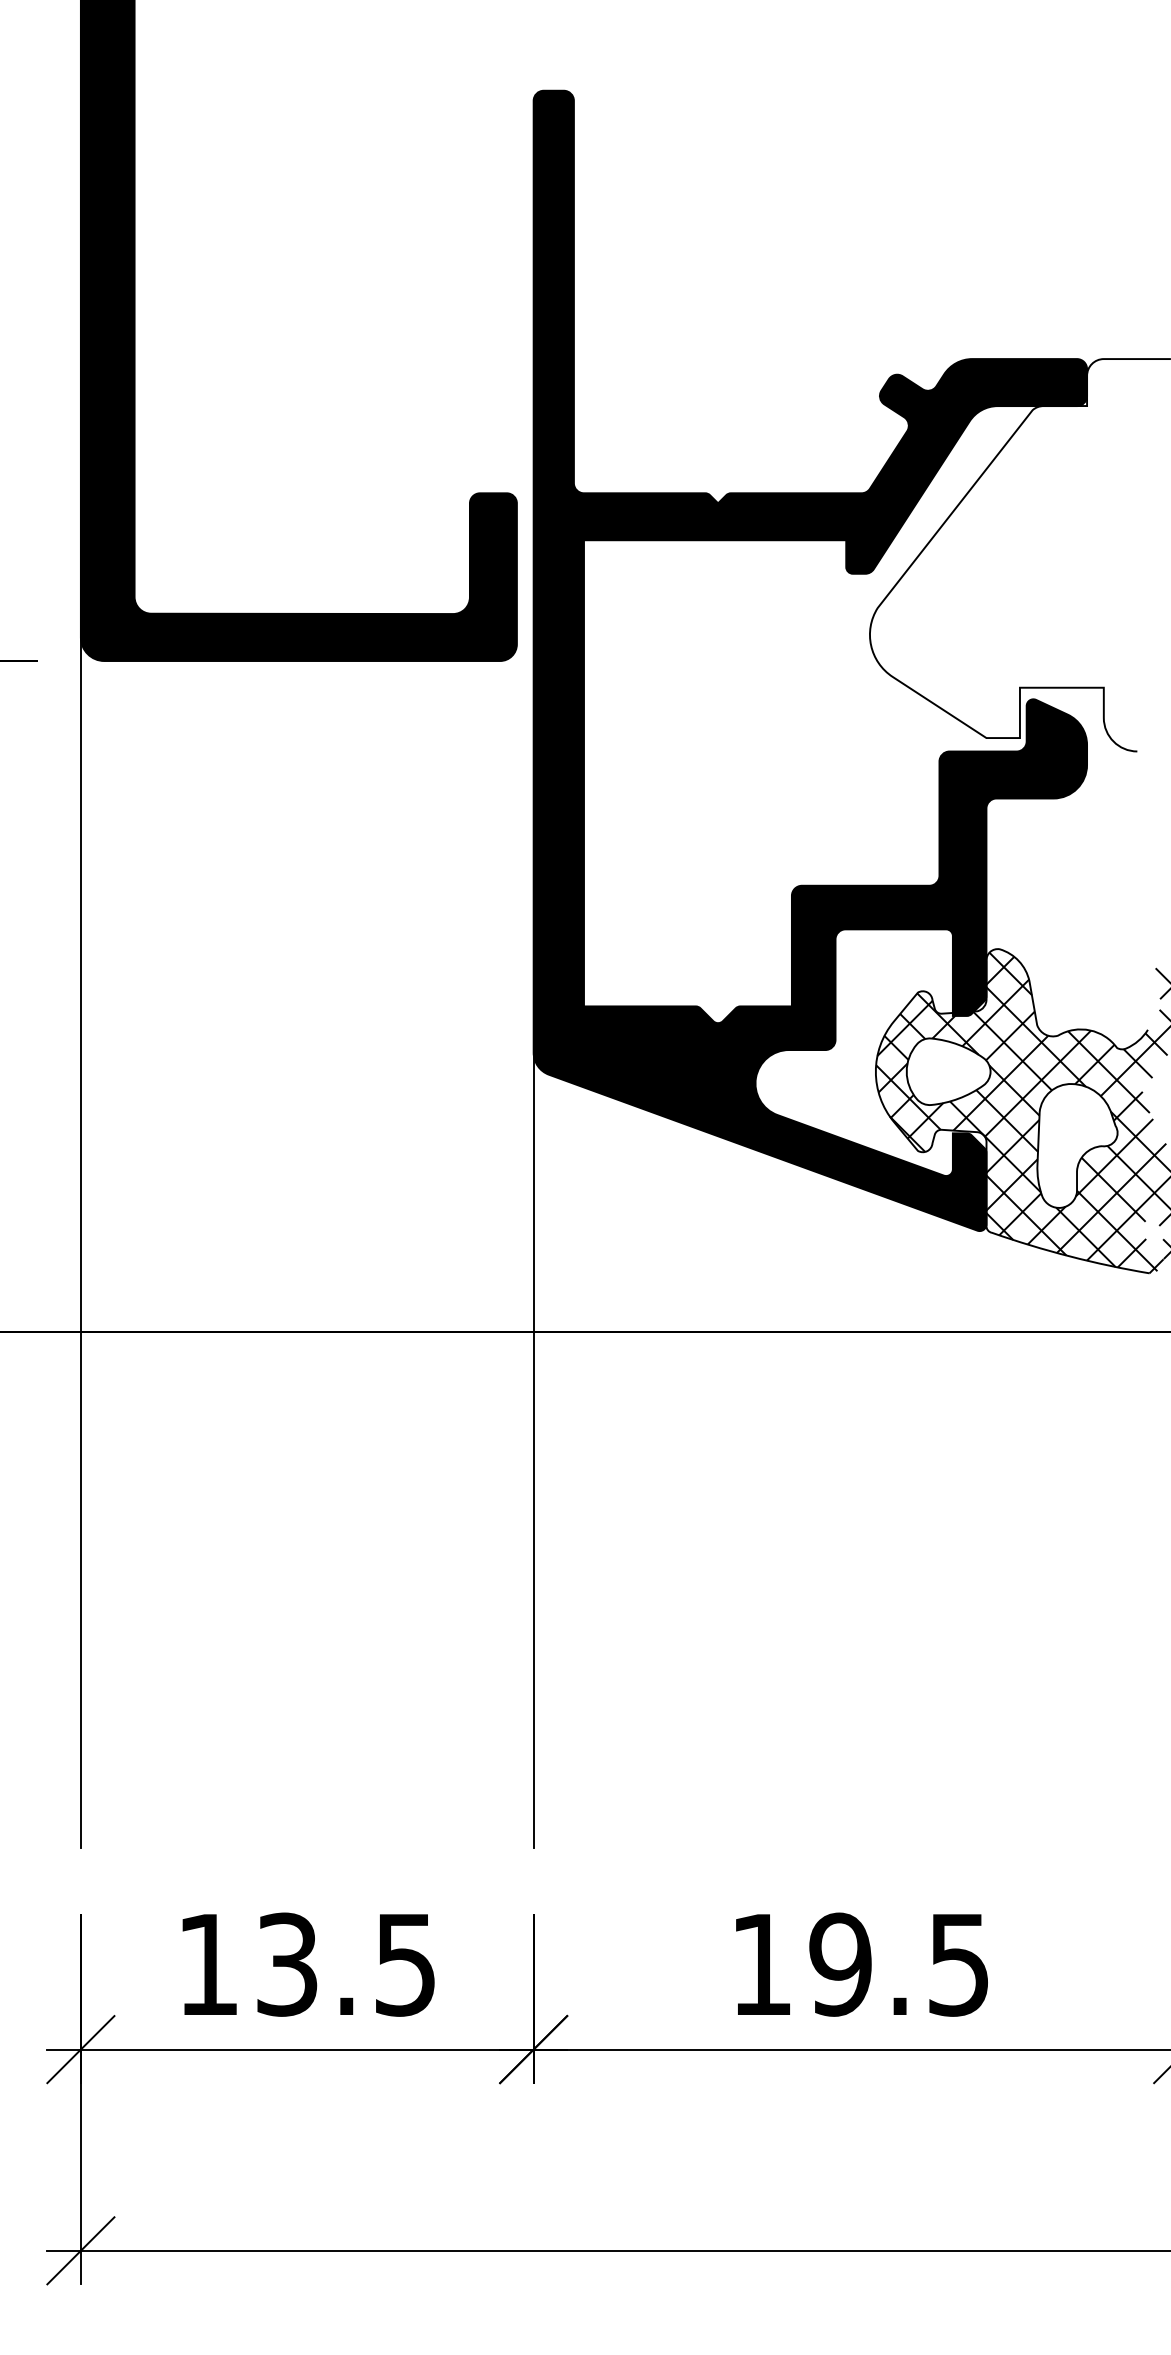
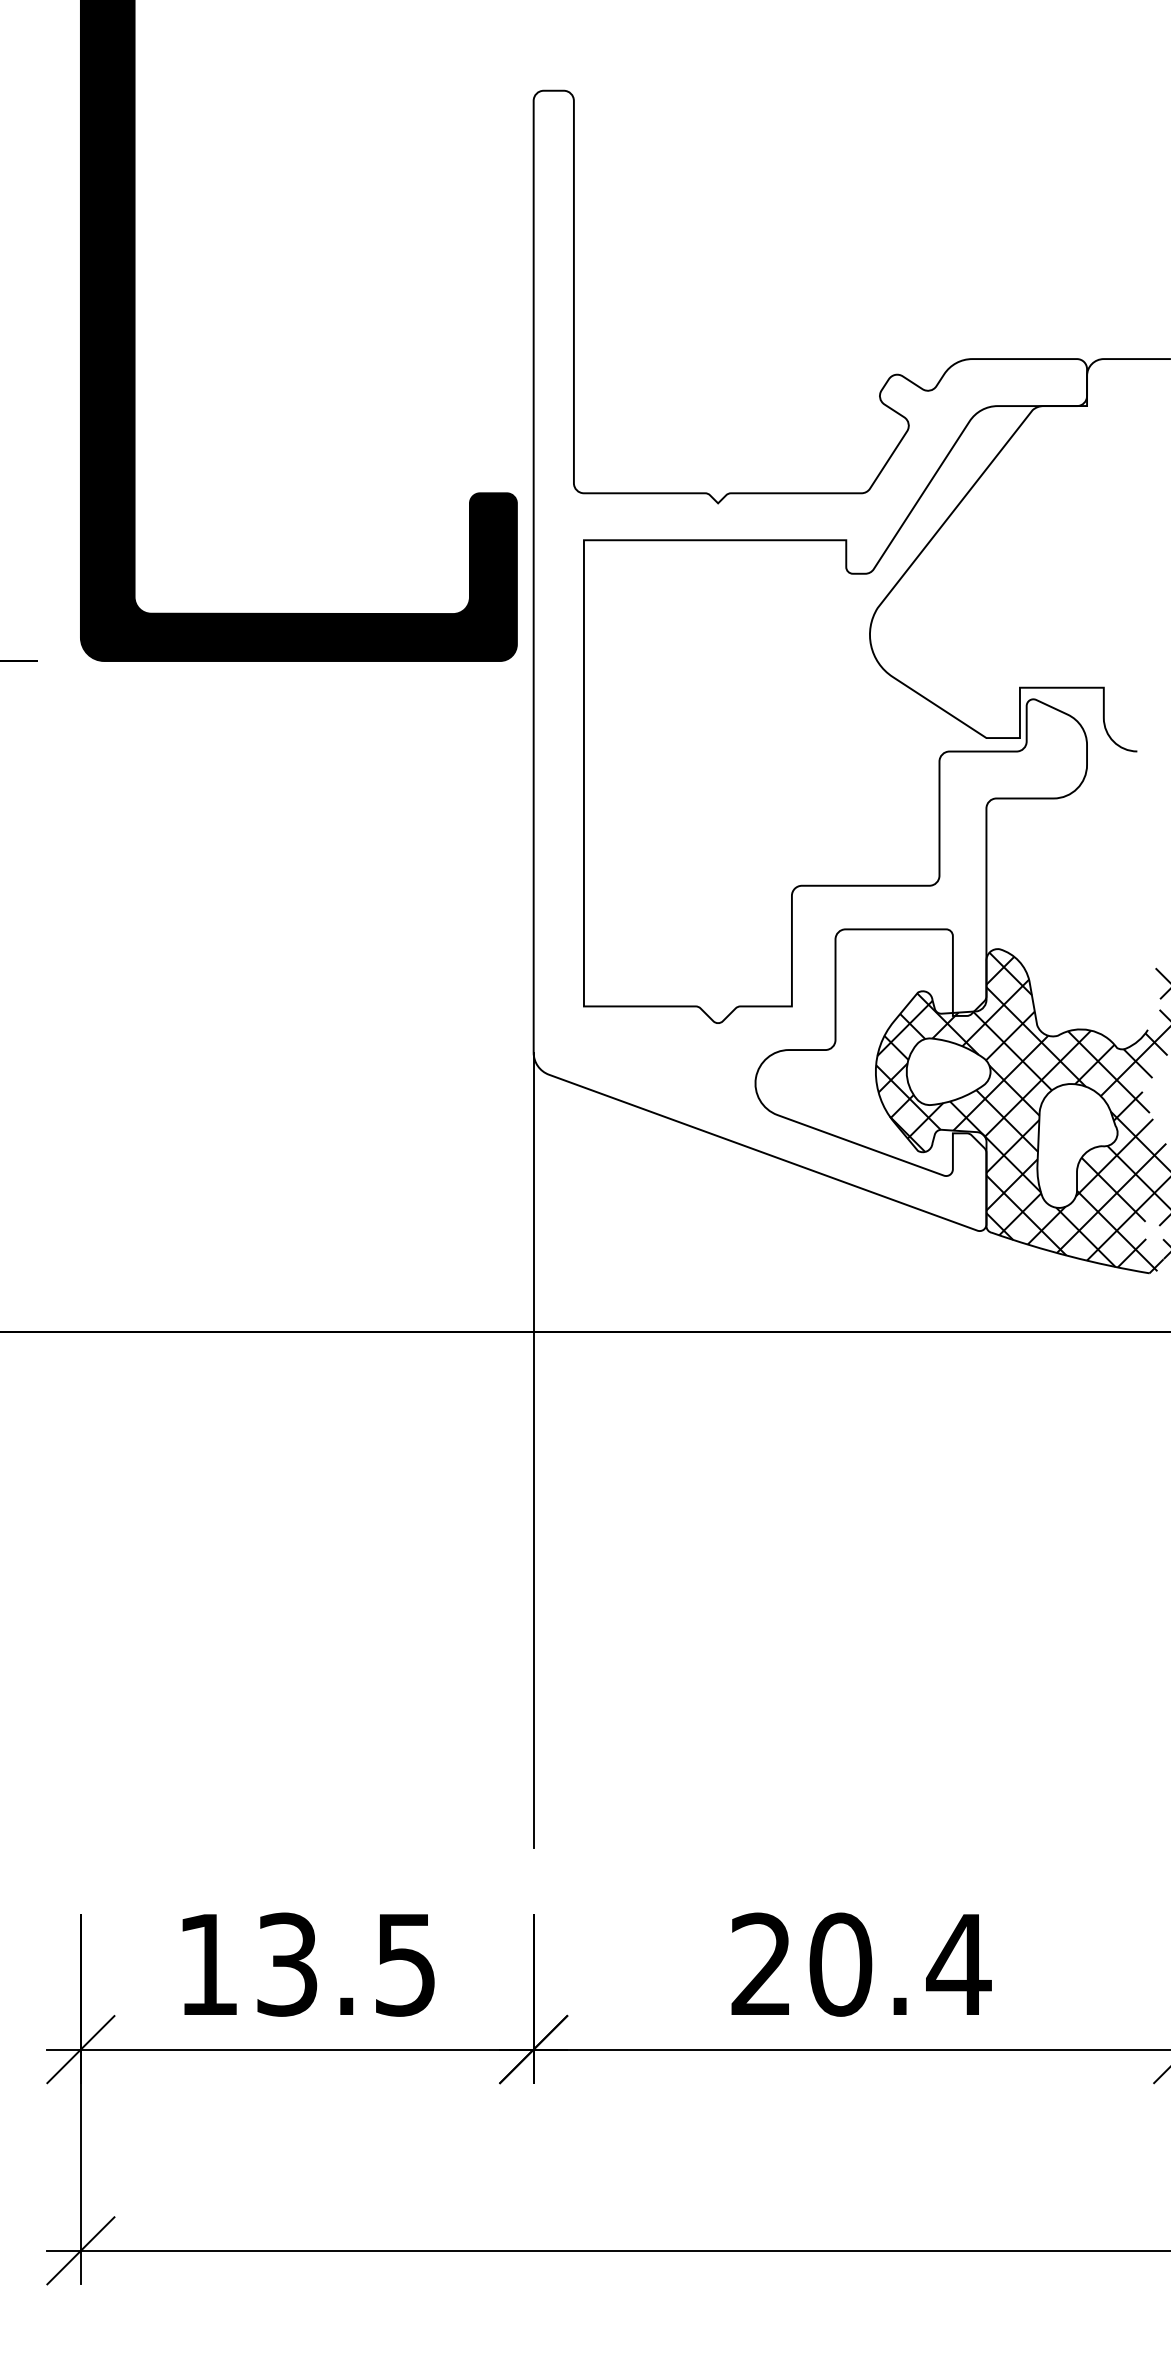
fill: present -> none (810, 660)
line: present -> none (80, 1242)
text: 19.5 -> 20.4 (861, 1964)
